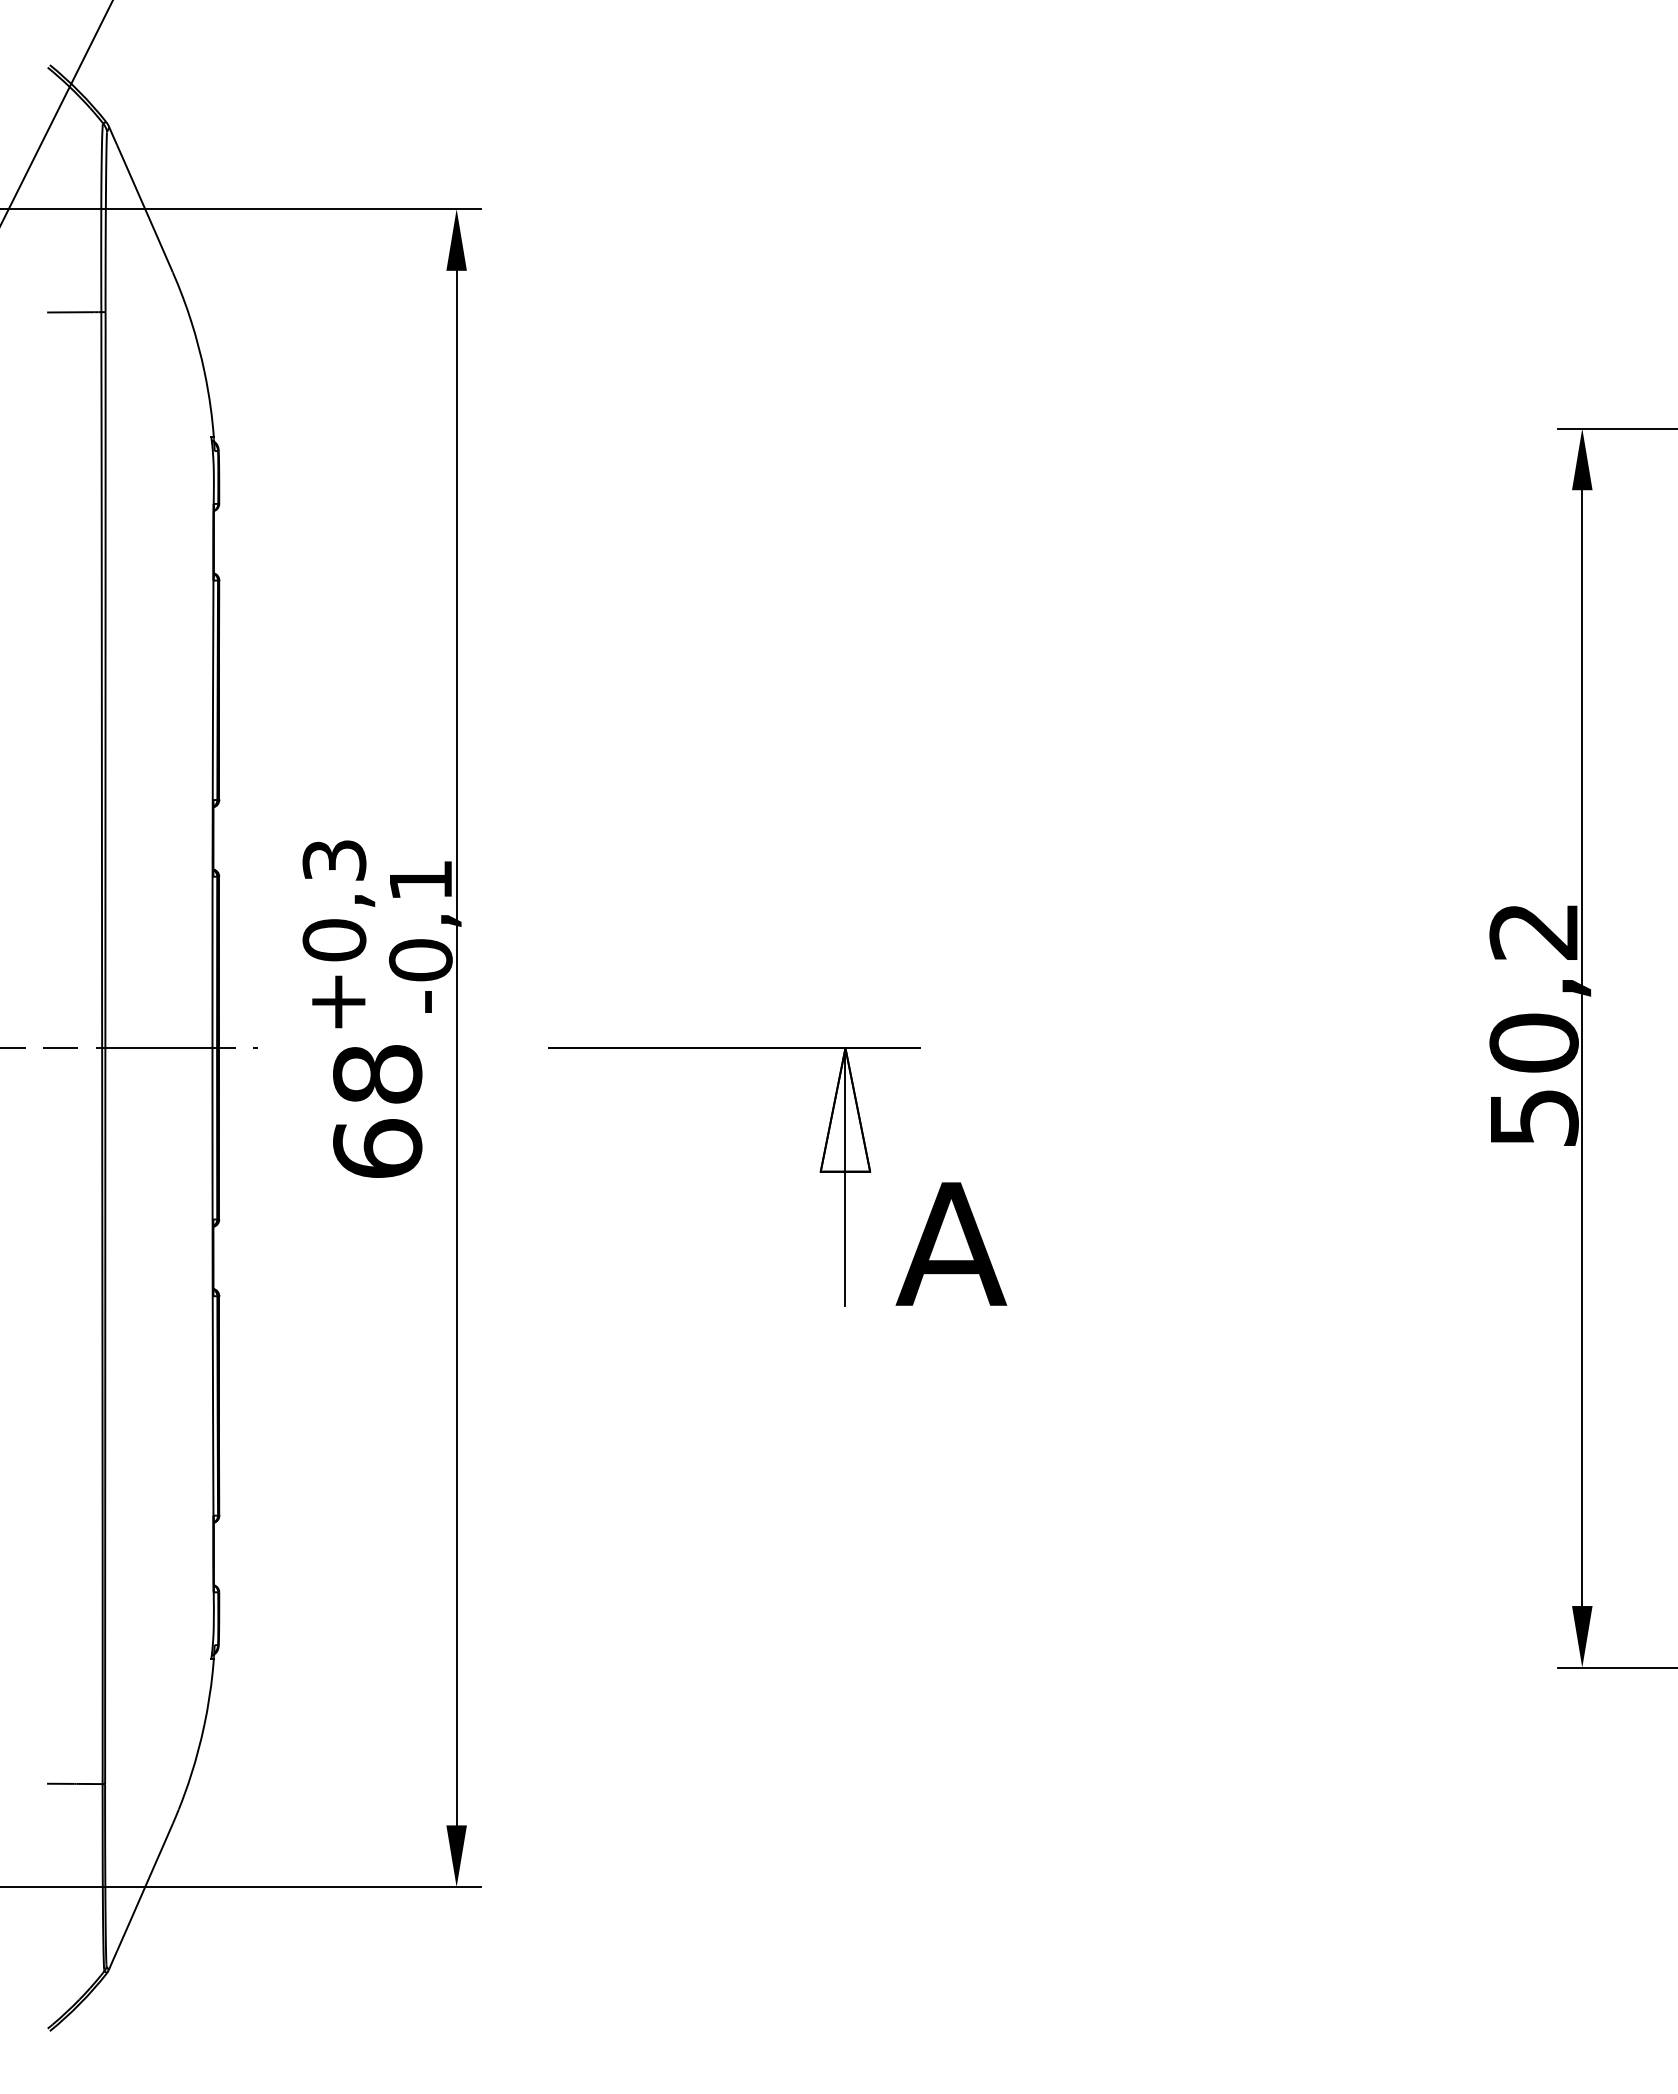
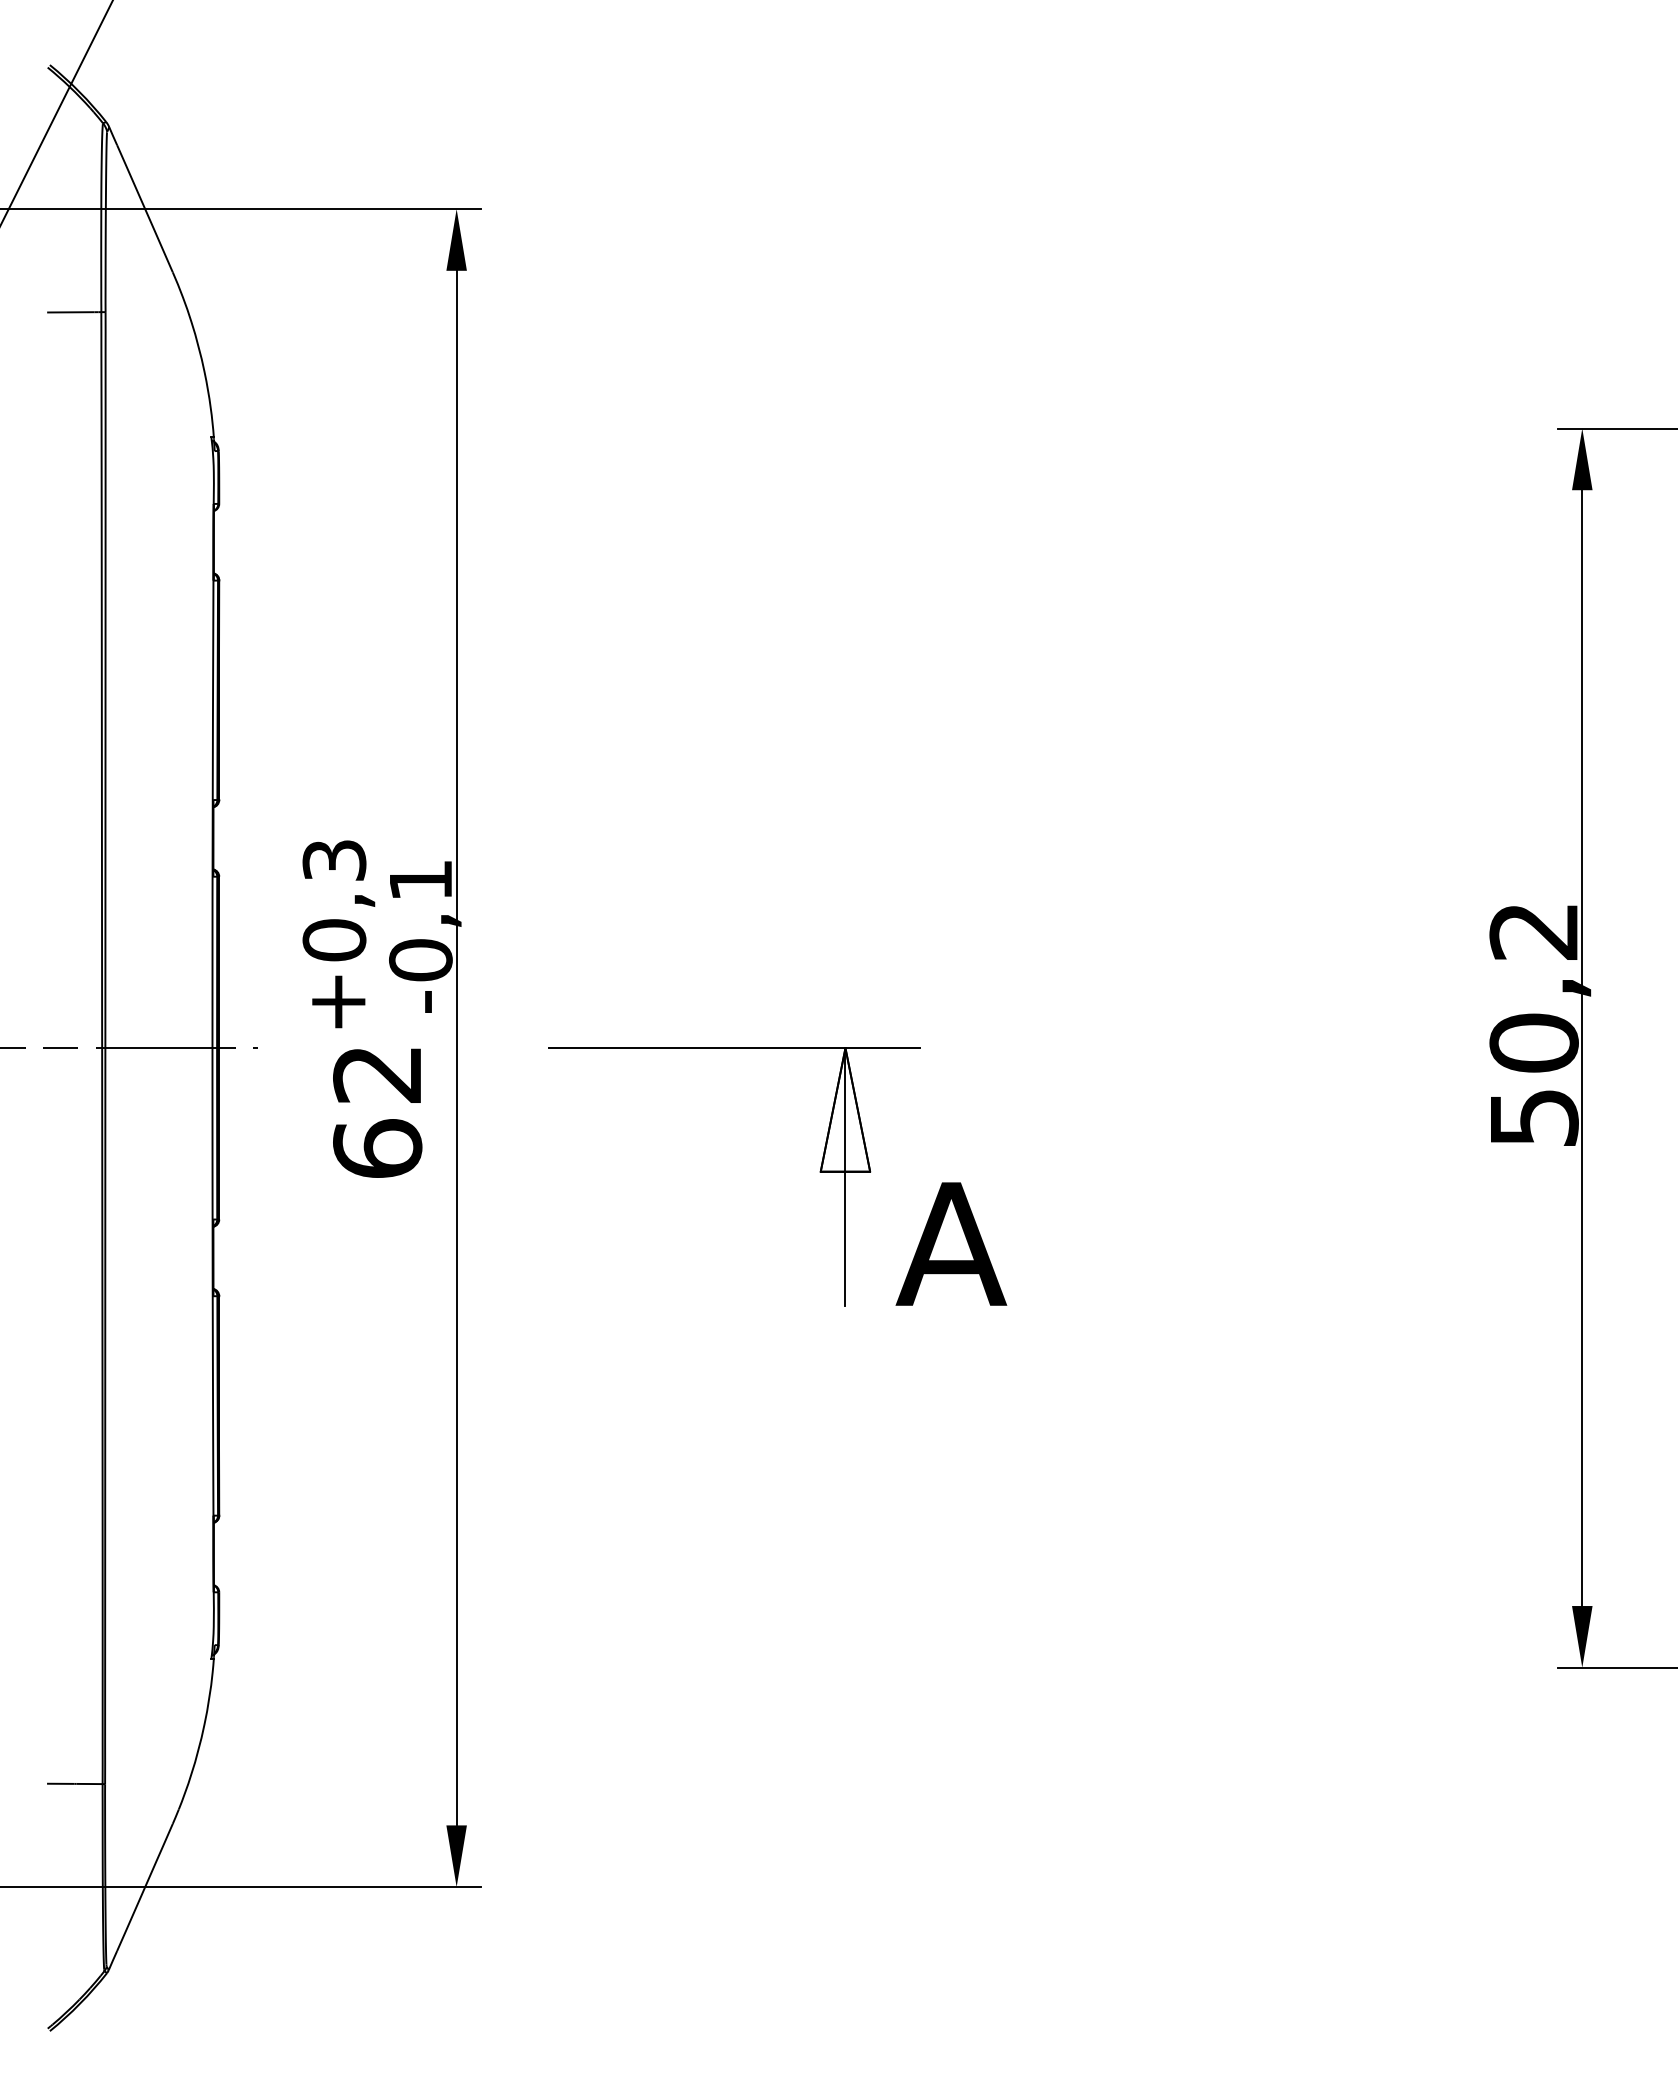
text: 68 -> 62 (377, 1074)
